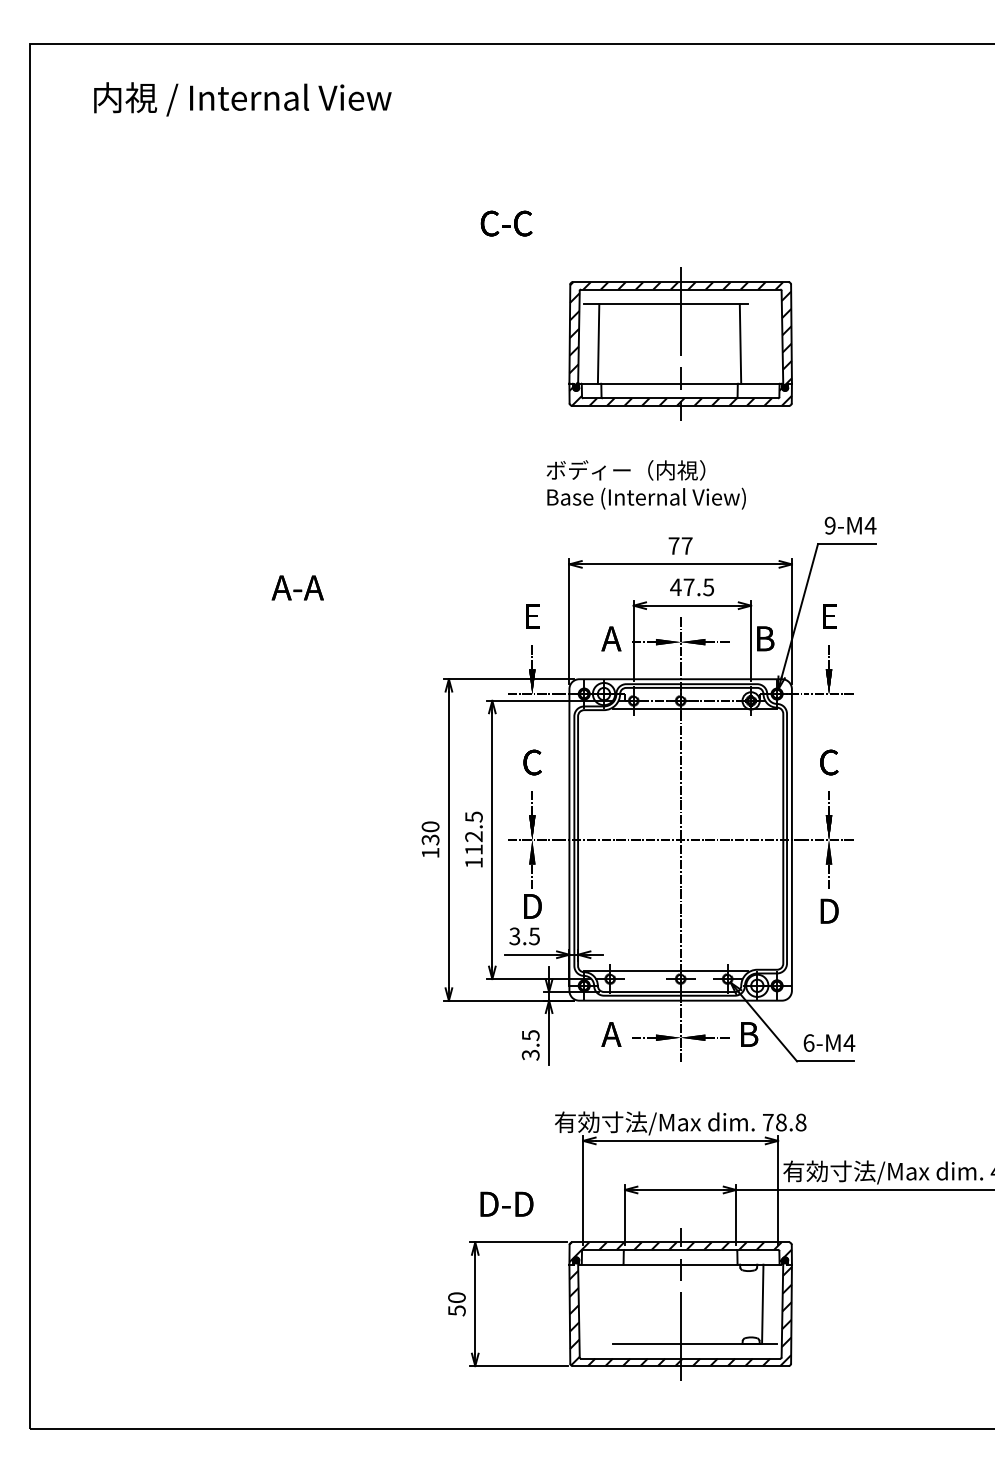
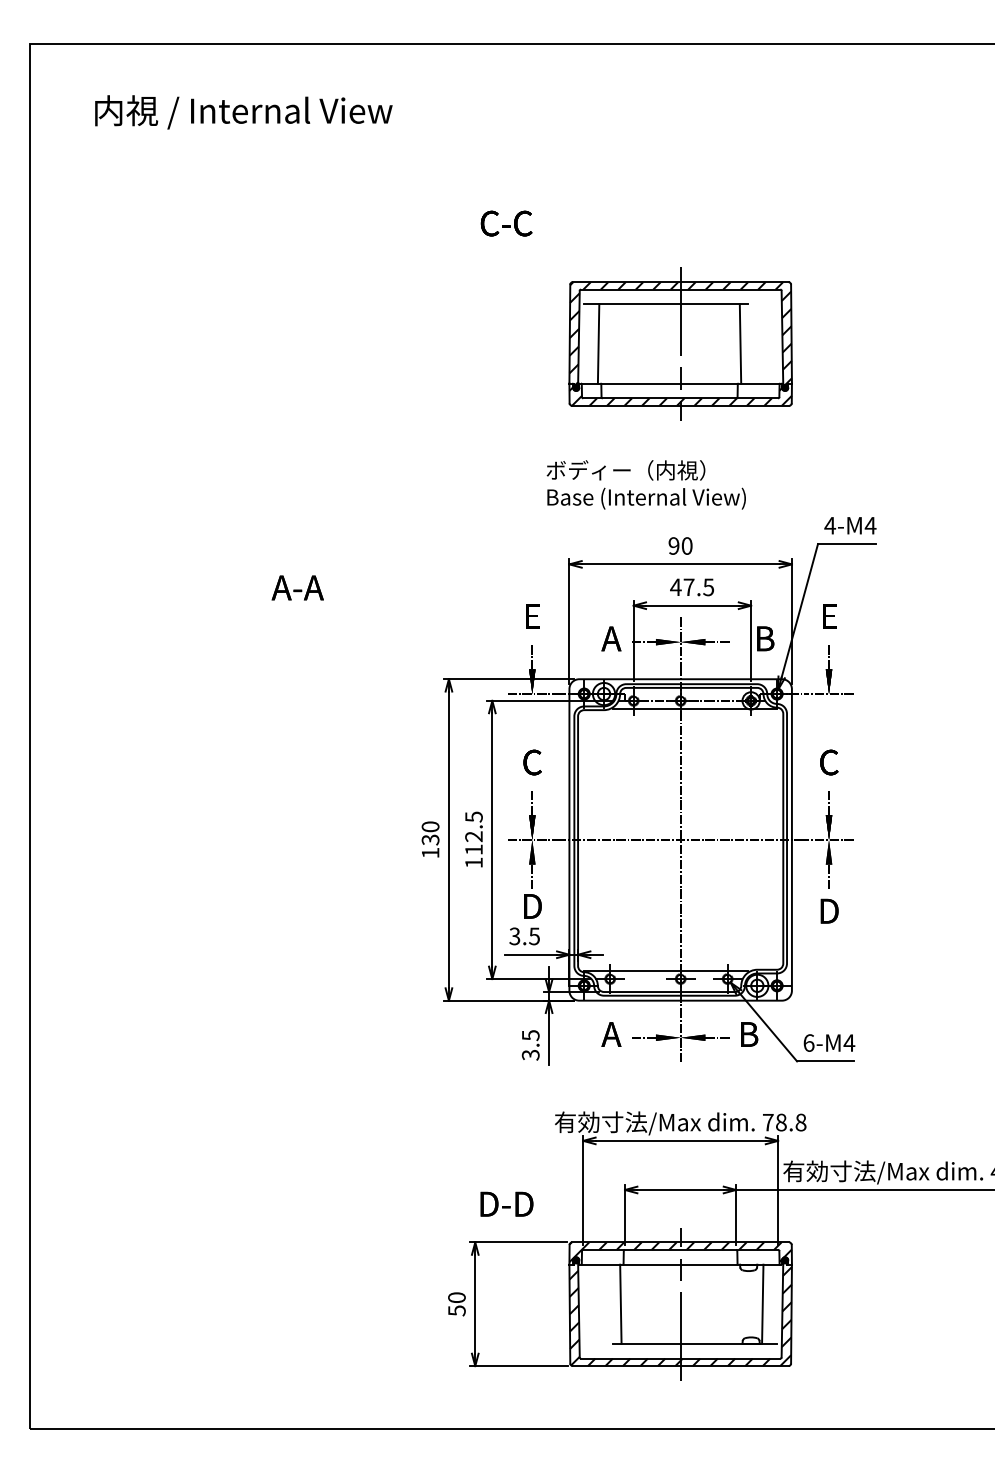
text position: (242, 99) -> (243, 112) (243, 112)
text: 9-M4 -> 4-M4 (830, 525)
text: 77 -> 90 (680, 545)
line: none -> present (620, 1303)
